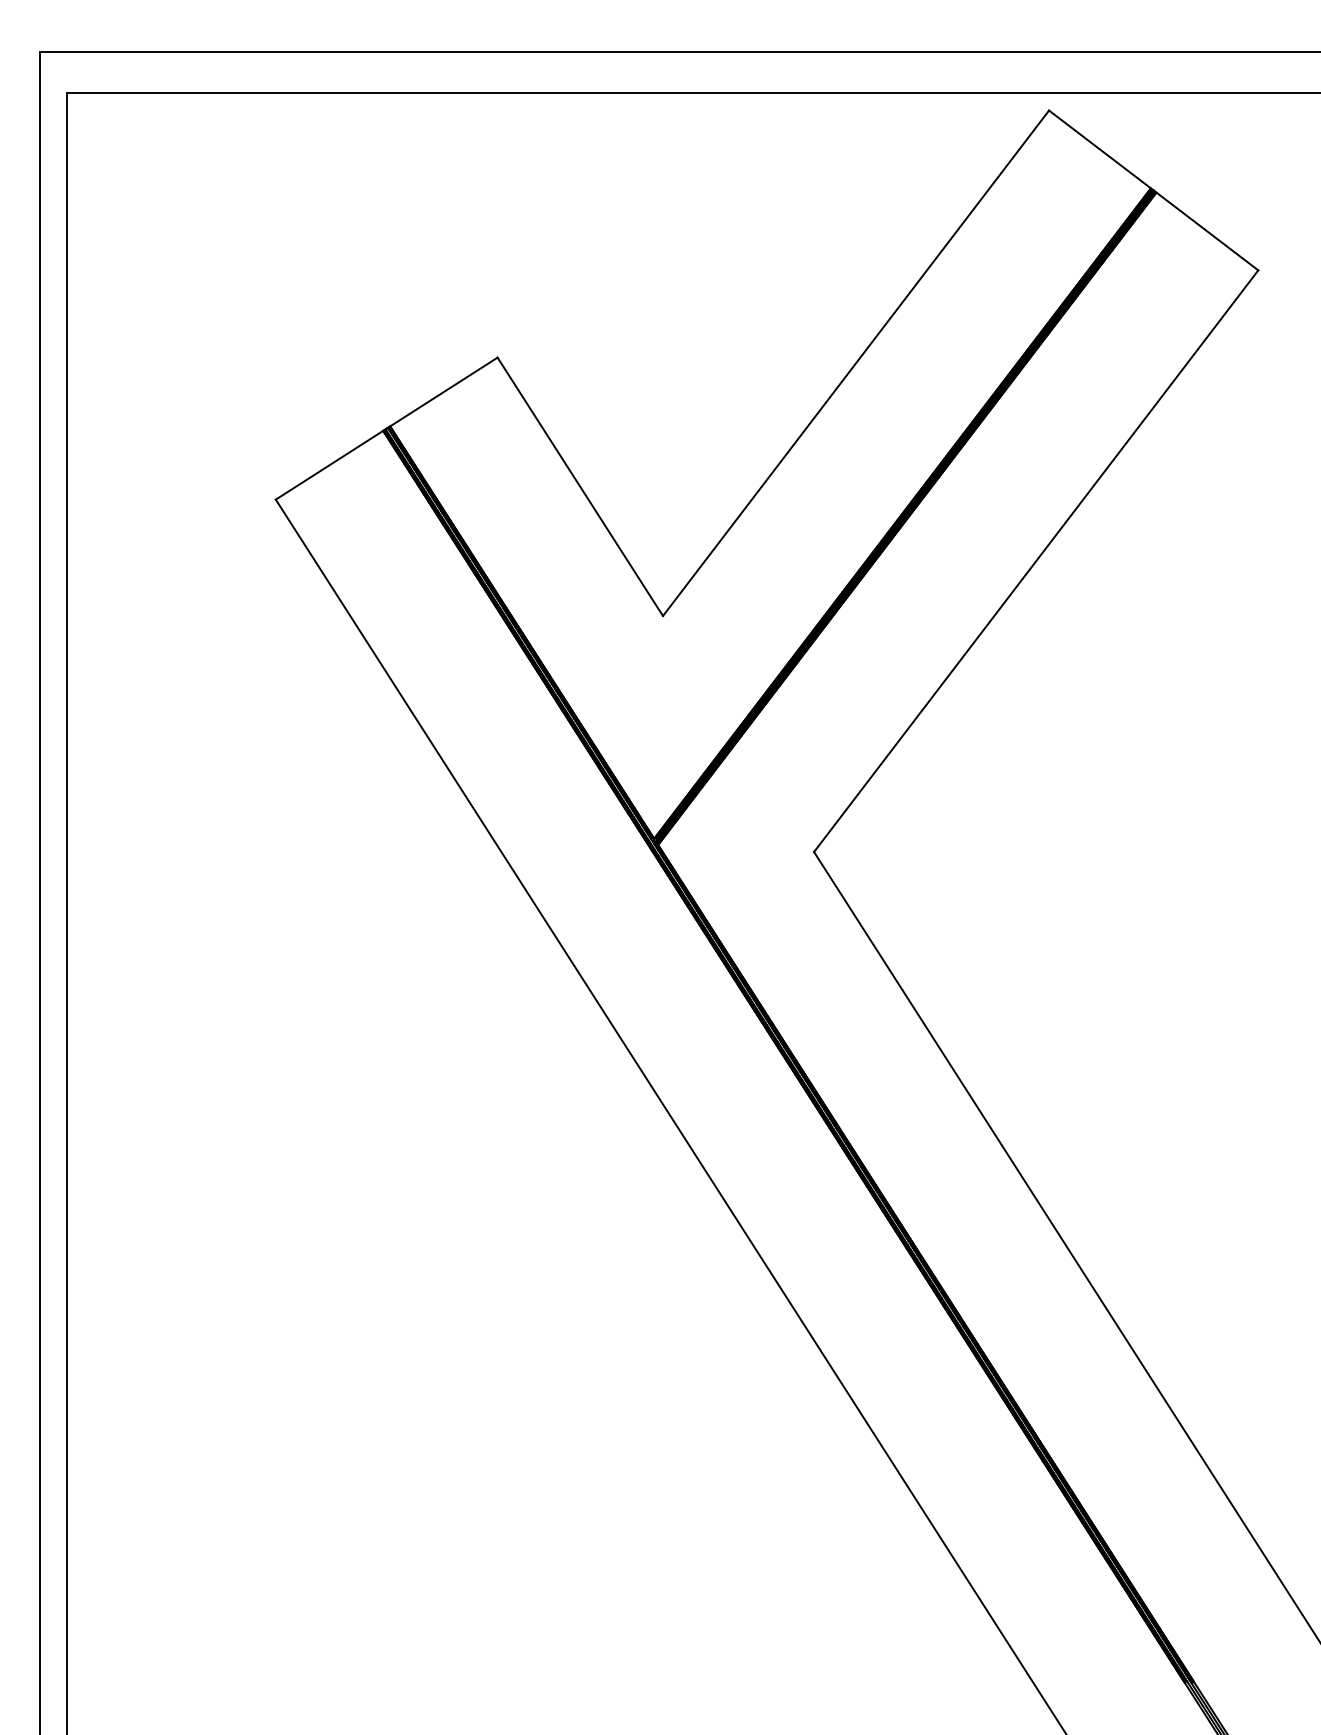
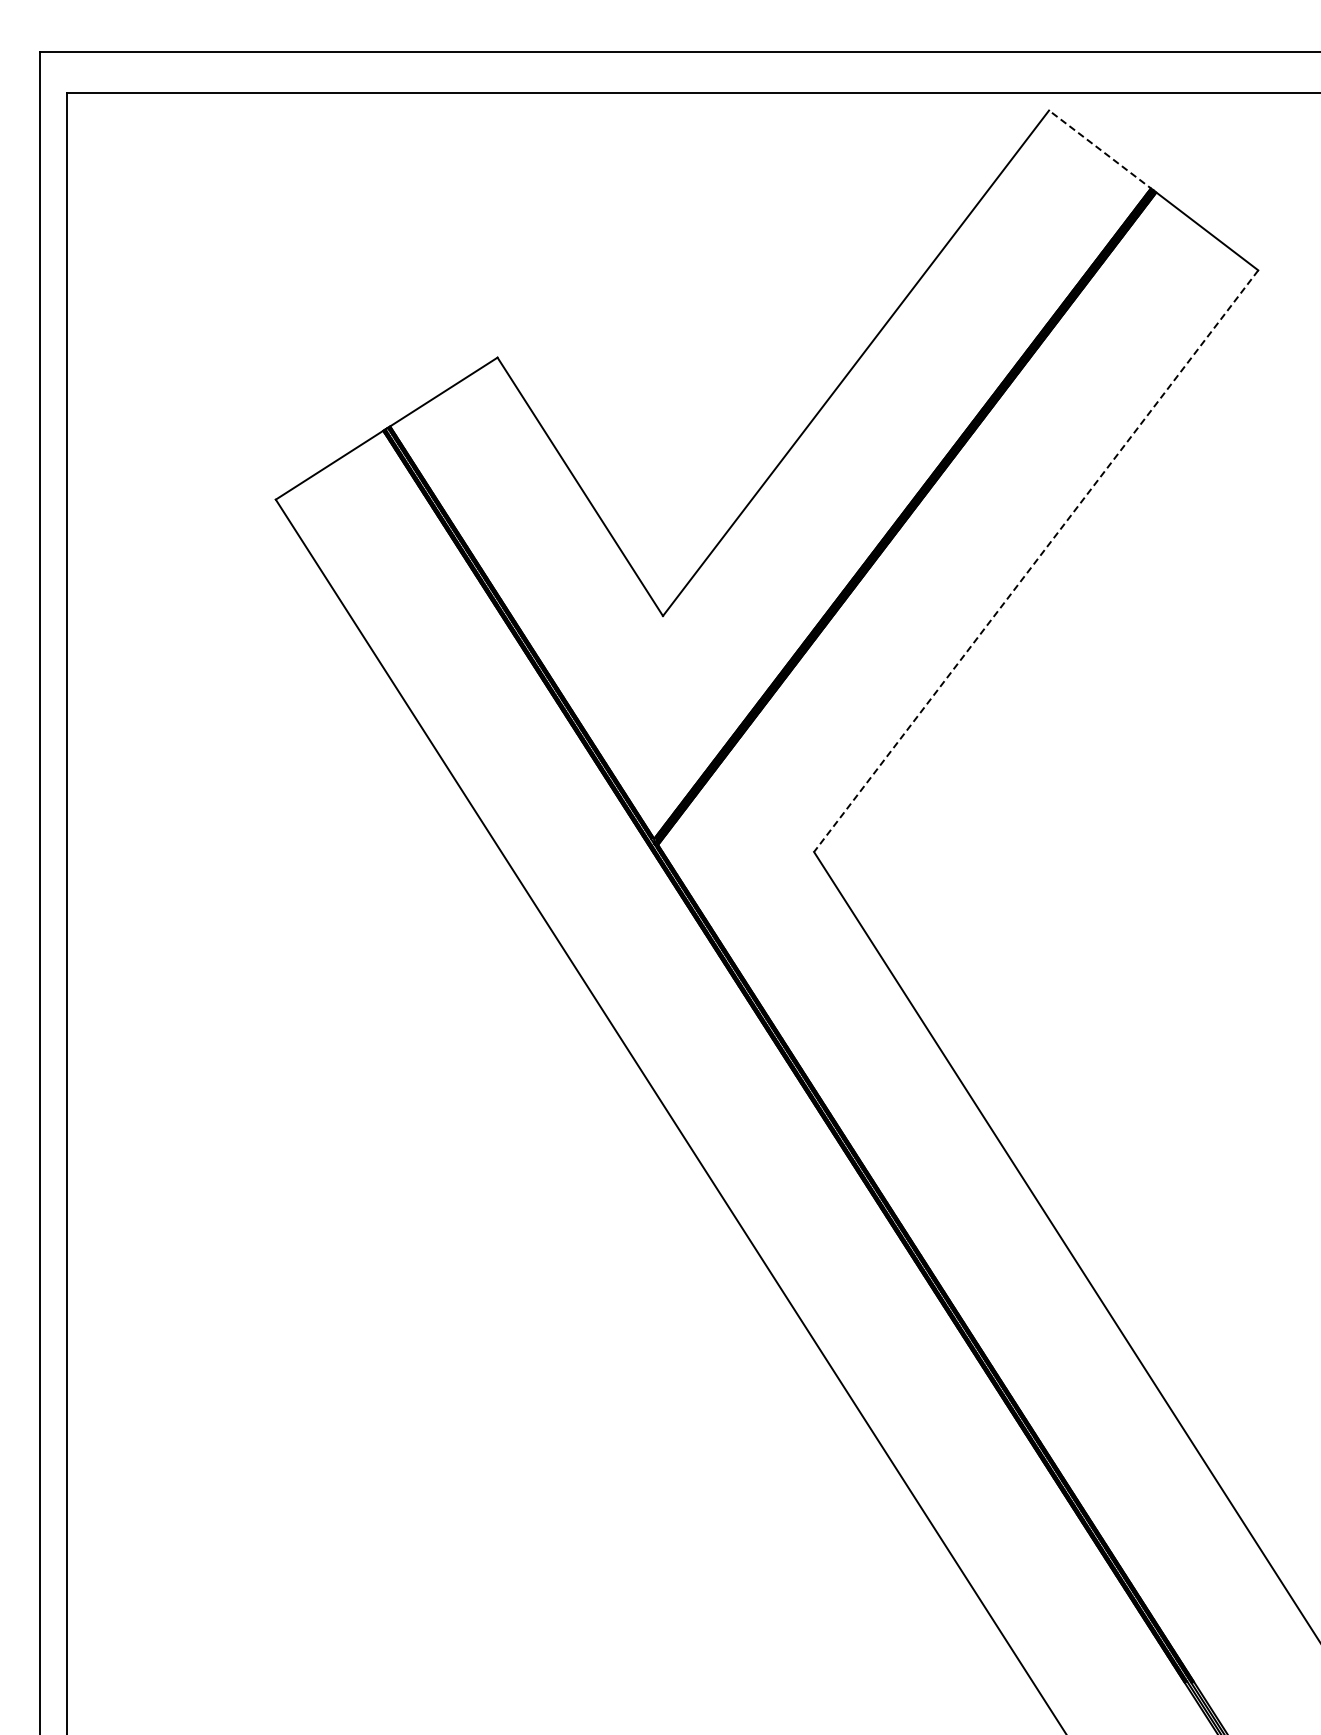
line: solid -> dashed (1101, 150)
line: solid -> dashed (1036, 561)
